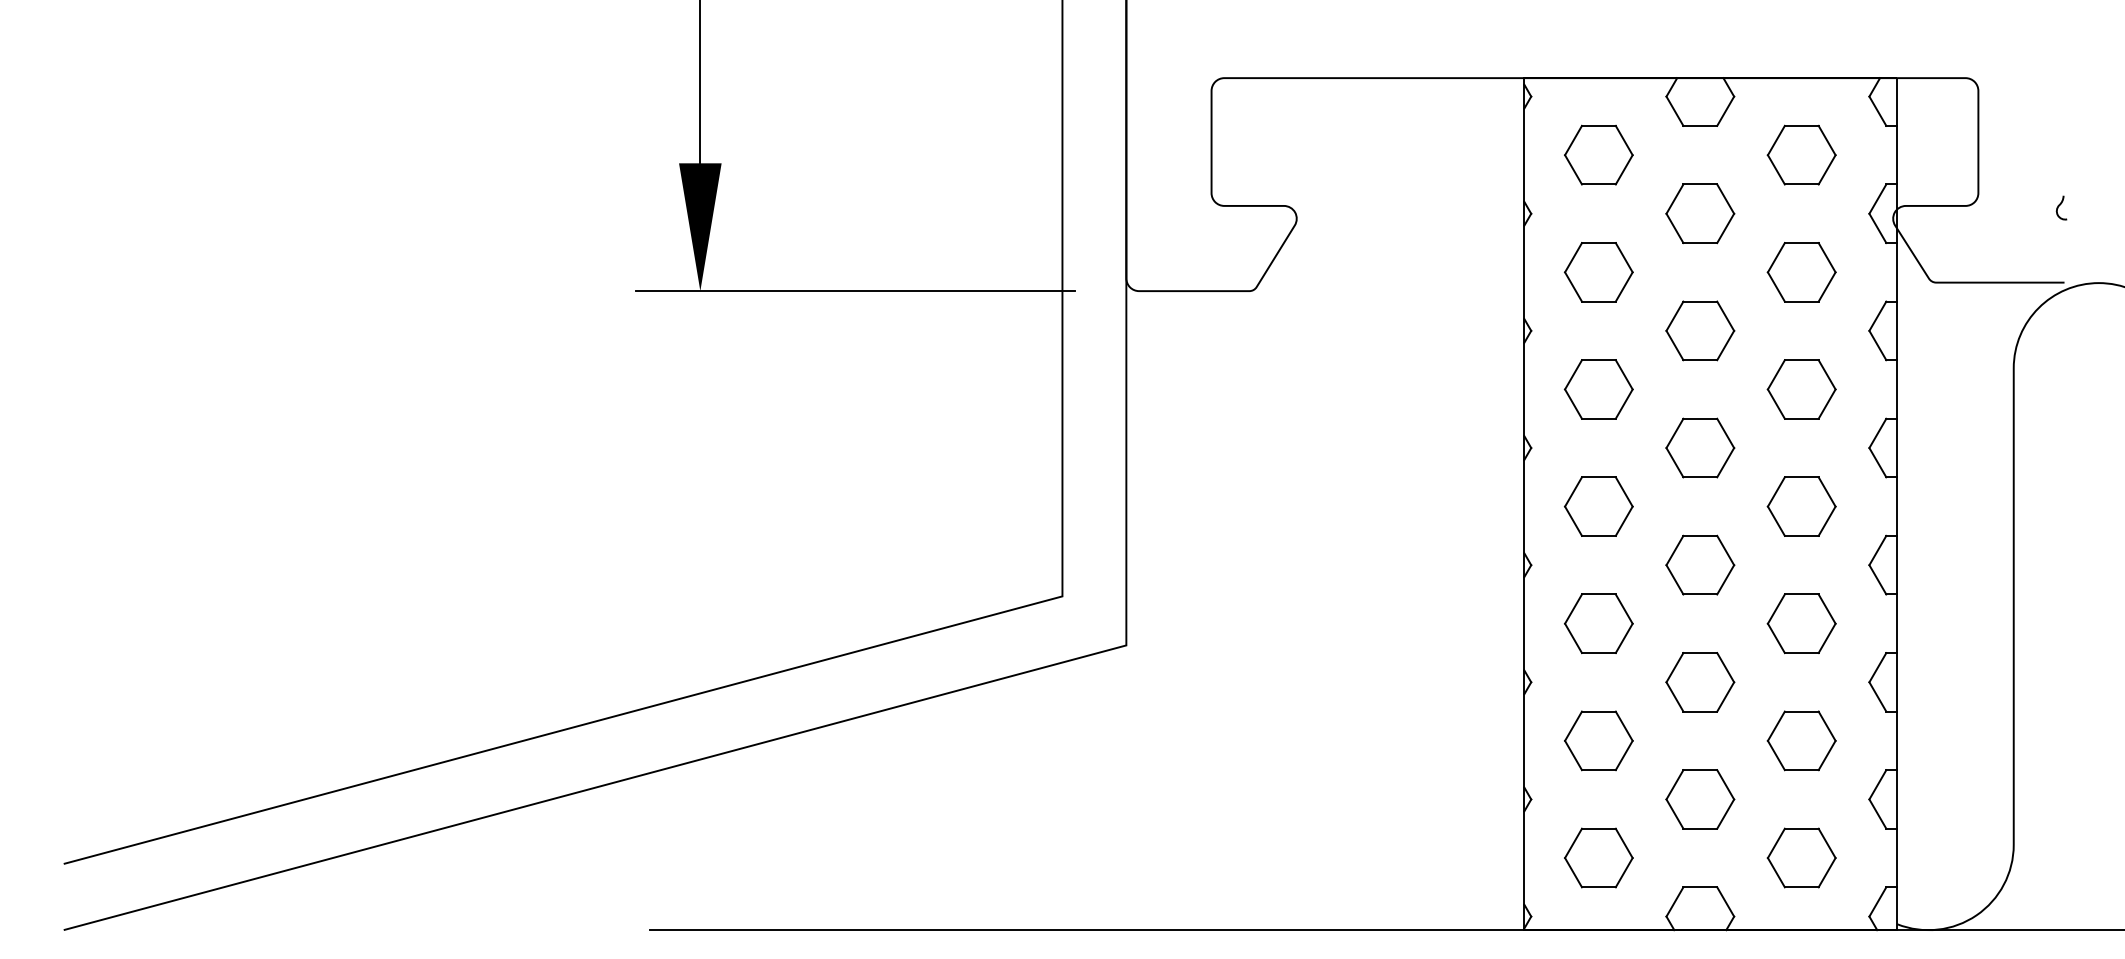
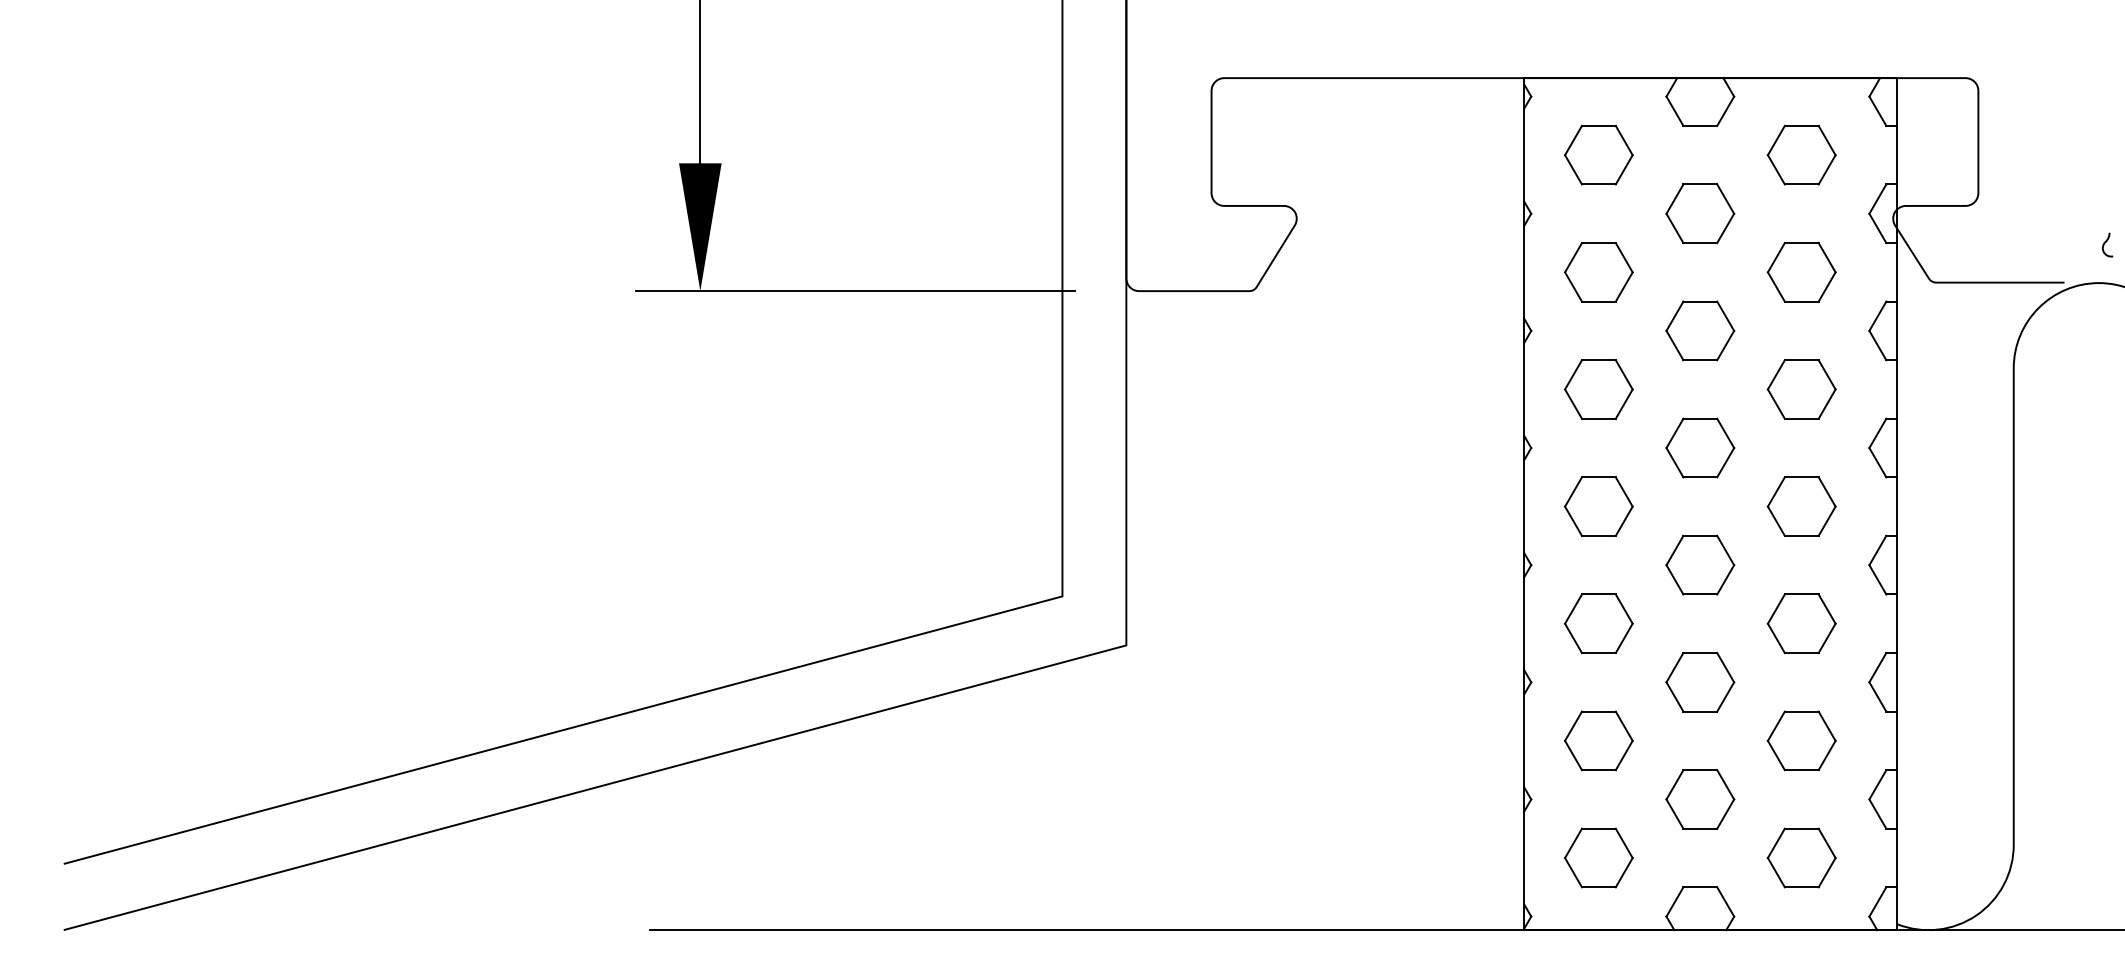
curve position: (2060, 205) -> (2106, 242) (2106, 242)
